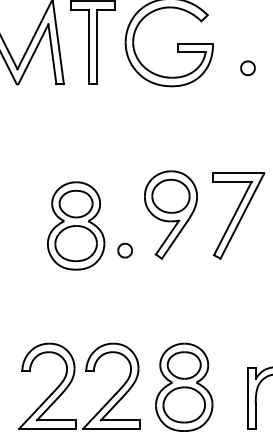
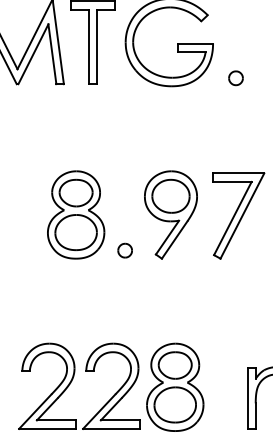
part position: (247, 68) -> (235, 78) (235, 78)
part position: (76, 225) -> (76, 214) (76, 214)
part position: (184, 386) -> (175, 386) (175, 386)
